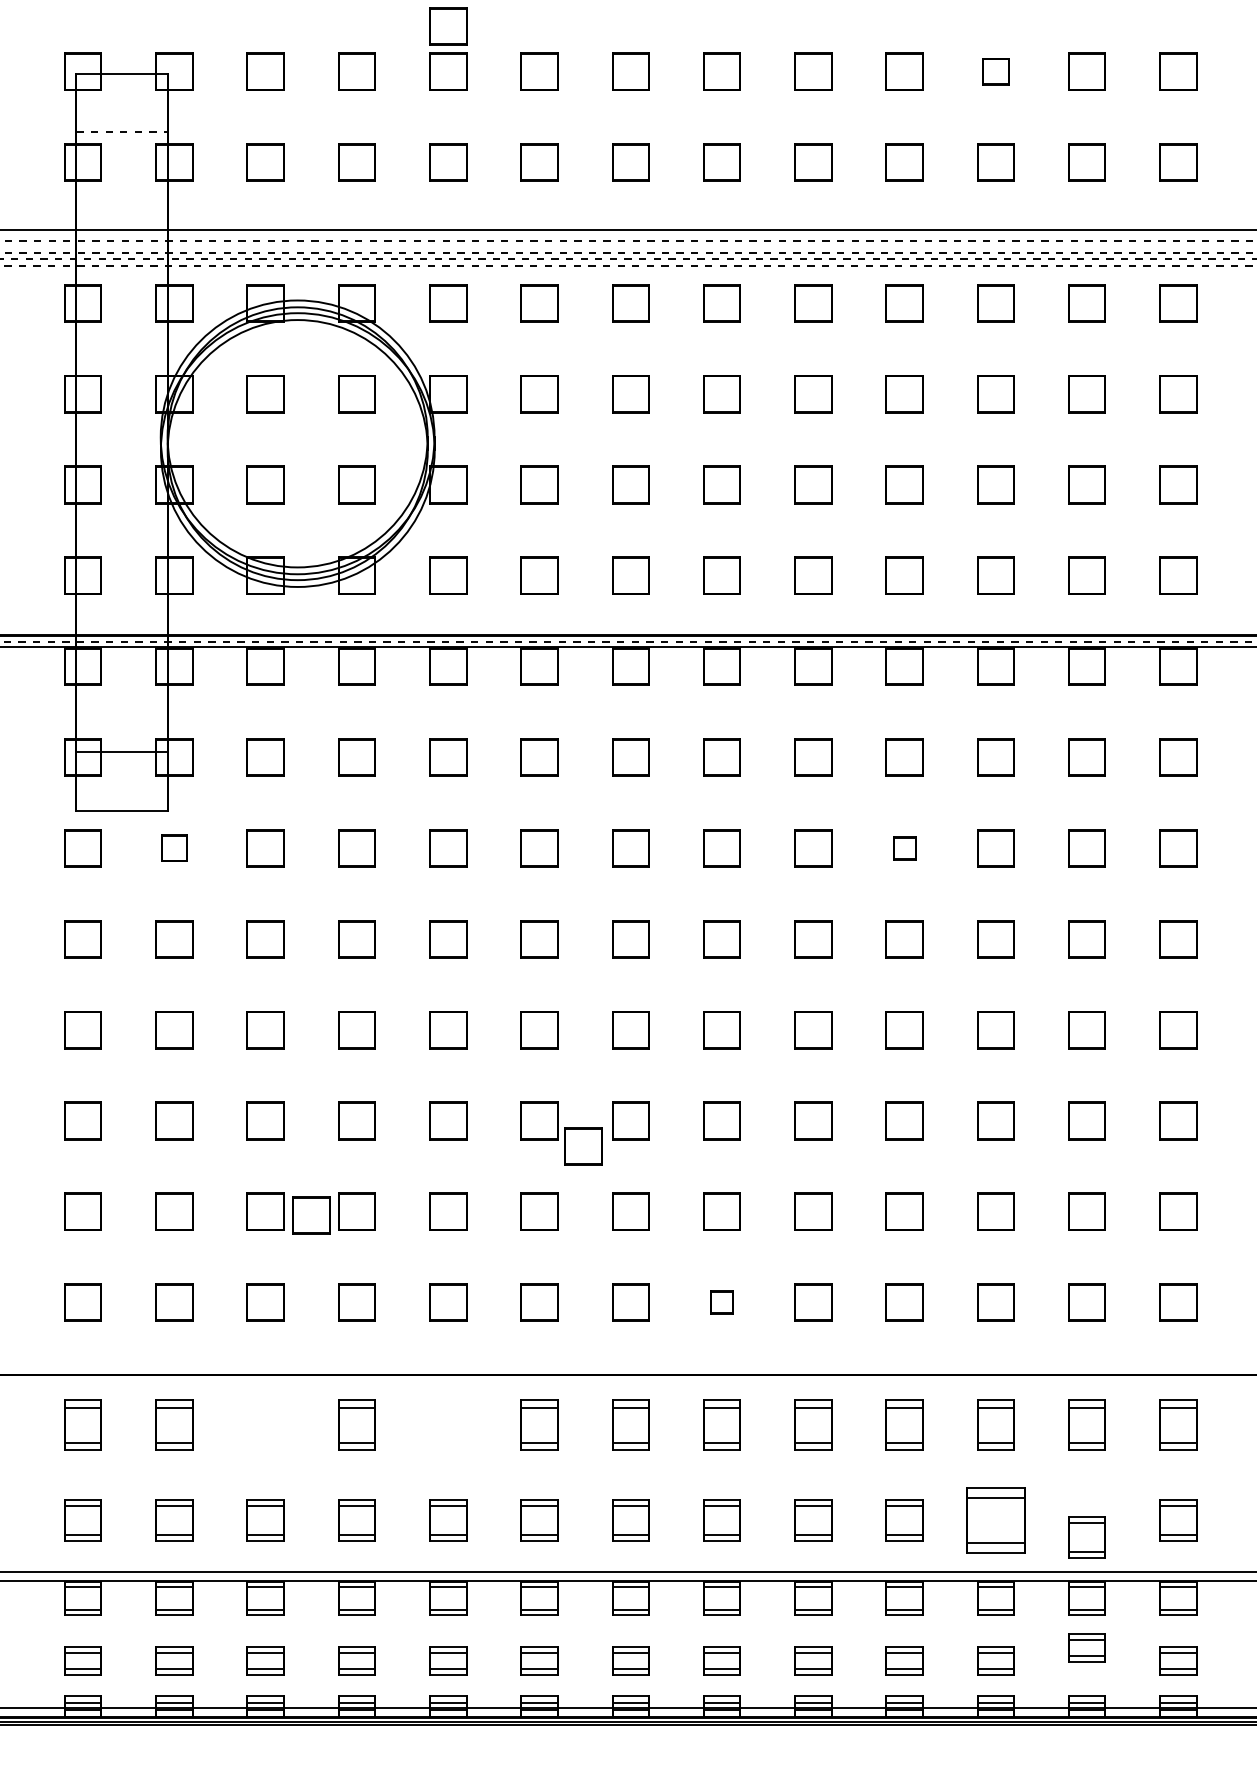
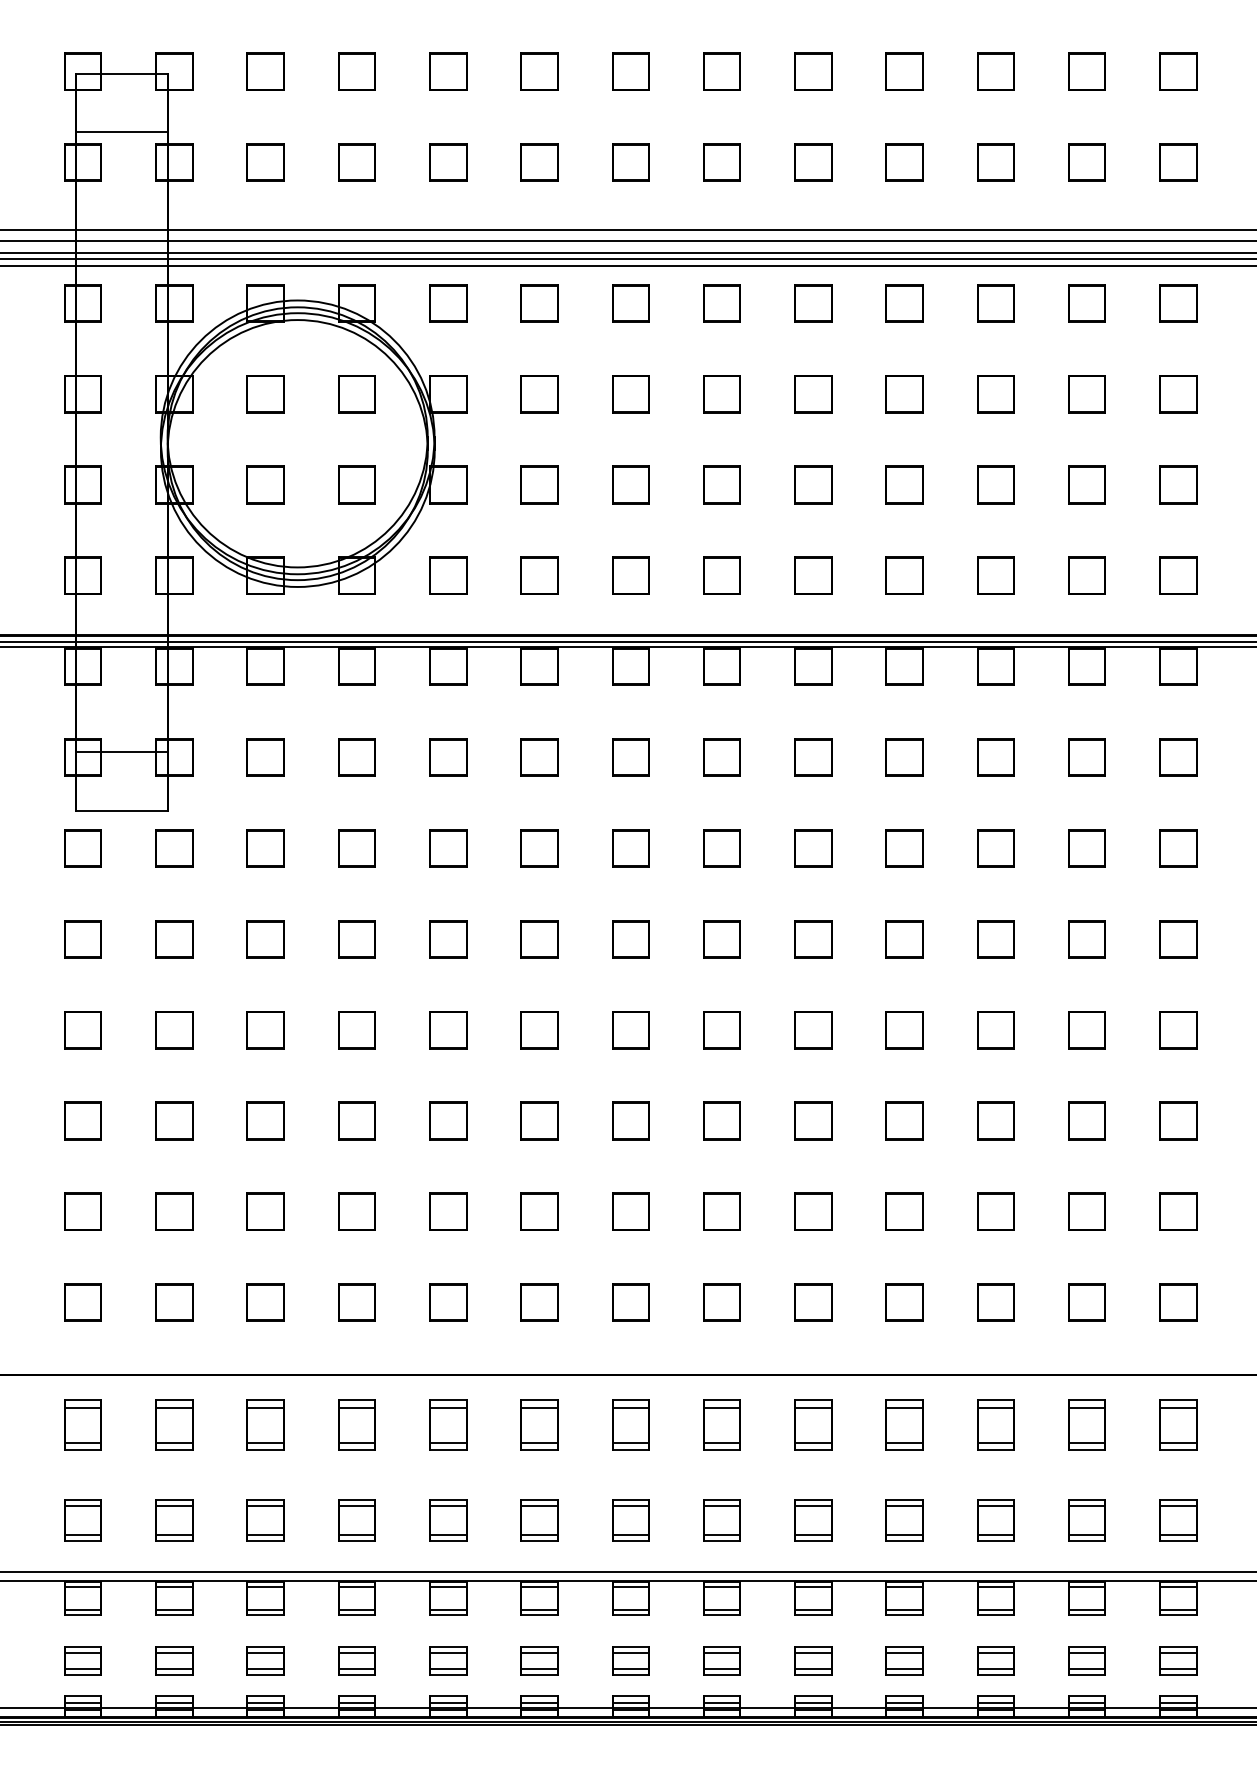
part: present -> none (448, 26)
part size: 28x28 px -> 38x39 px (995, 71)
line: dashed -> solid (121, 132)
line: dashed -> solid (628, 240)
line: dashed -> solid (628, 252)
line: dashed -> solid (628, 259)
line: dashed -> solid (628, 265)
line: dashed -> solid (629, 642)
part size: 27x28 px -> 39x39 px (174, 848)
part size: 24x25 px -> 39x39 px (904, 848)
part: present -> none (583, 1146)
part: present -> none (311, 1215)
part size: 24x25 px -> 38x39 px (721, 1302)
part: none -> present (265, 1424)
part: none -> present (448, 1424)
part size: 60x67 px -> 38x43 px (995, 1520)
part position: (1086, 1537) -> (1086, 1520) (1086, 1520)
part position: (1086, 1647) -> (1086, 1660) (1086, 1660)
